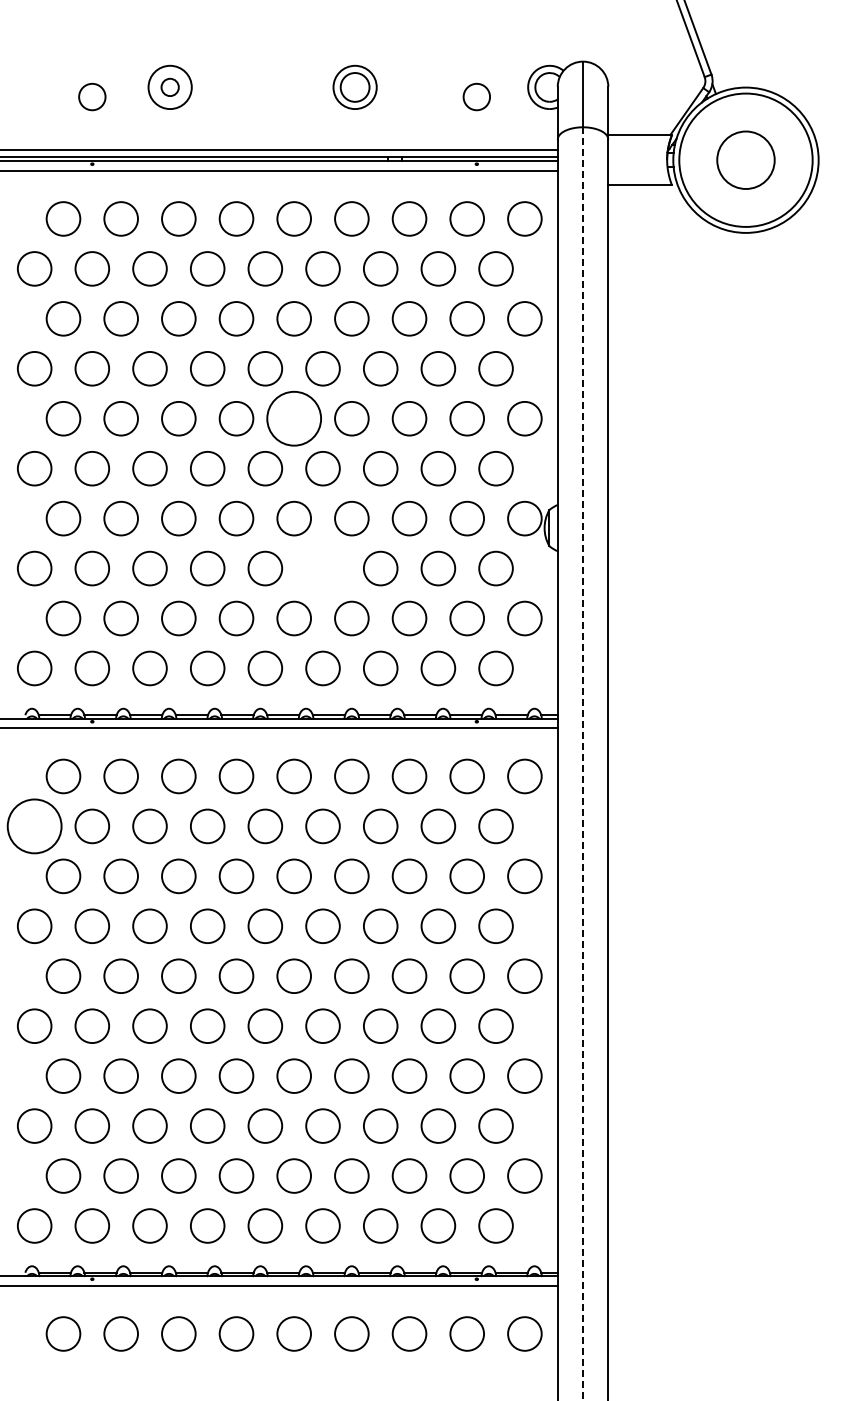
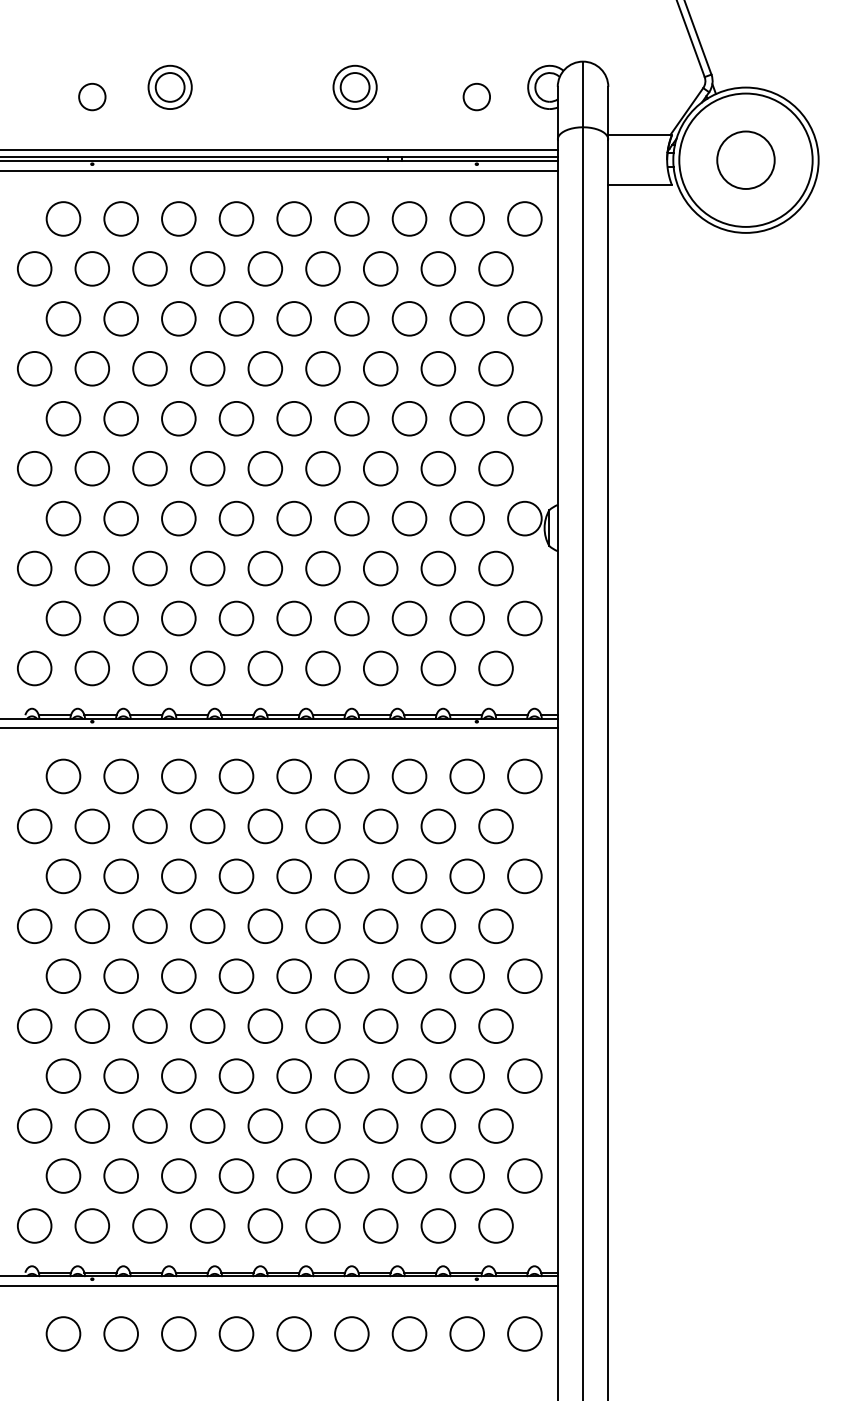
circle diameter: 17 px -> 29 px (169, 87)
circle diameter: 54 px -> 34 px (294, 418)
circle: none -> present (322, 568)
line: dashed -> solid (583, 764)
circle diameter: 54 px -> 34 px (34, 826)
